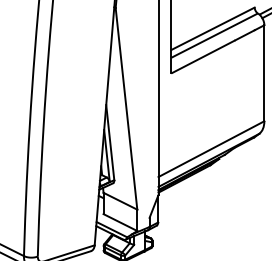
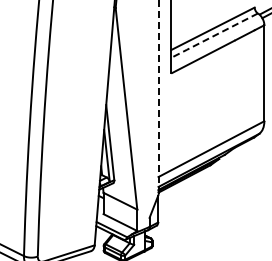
line: solid -> dashed (213, 36)
line: solid -> dashed (158, 98)
